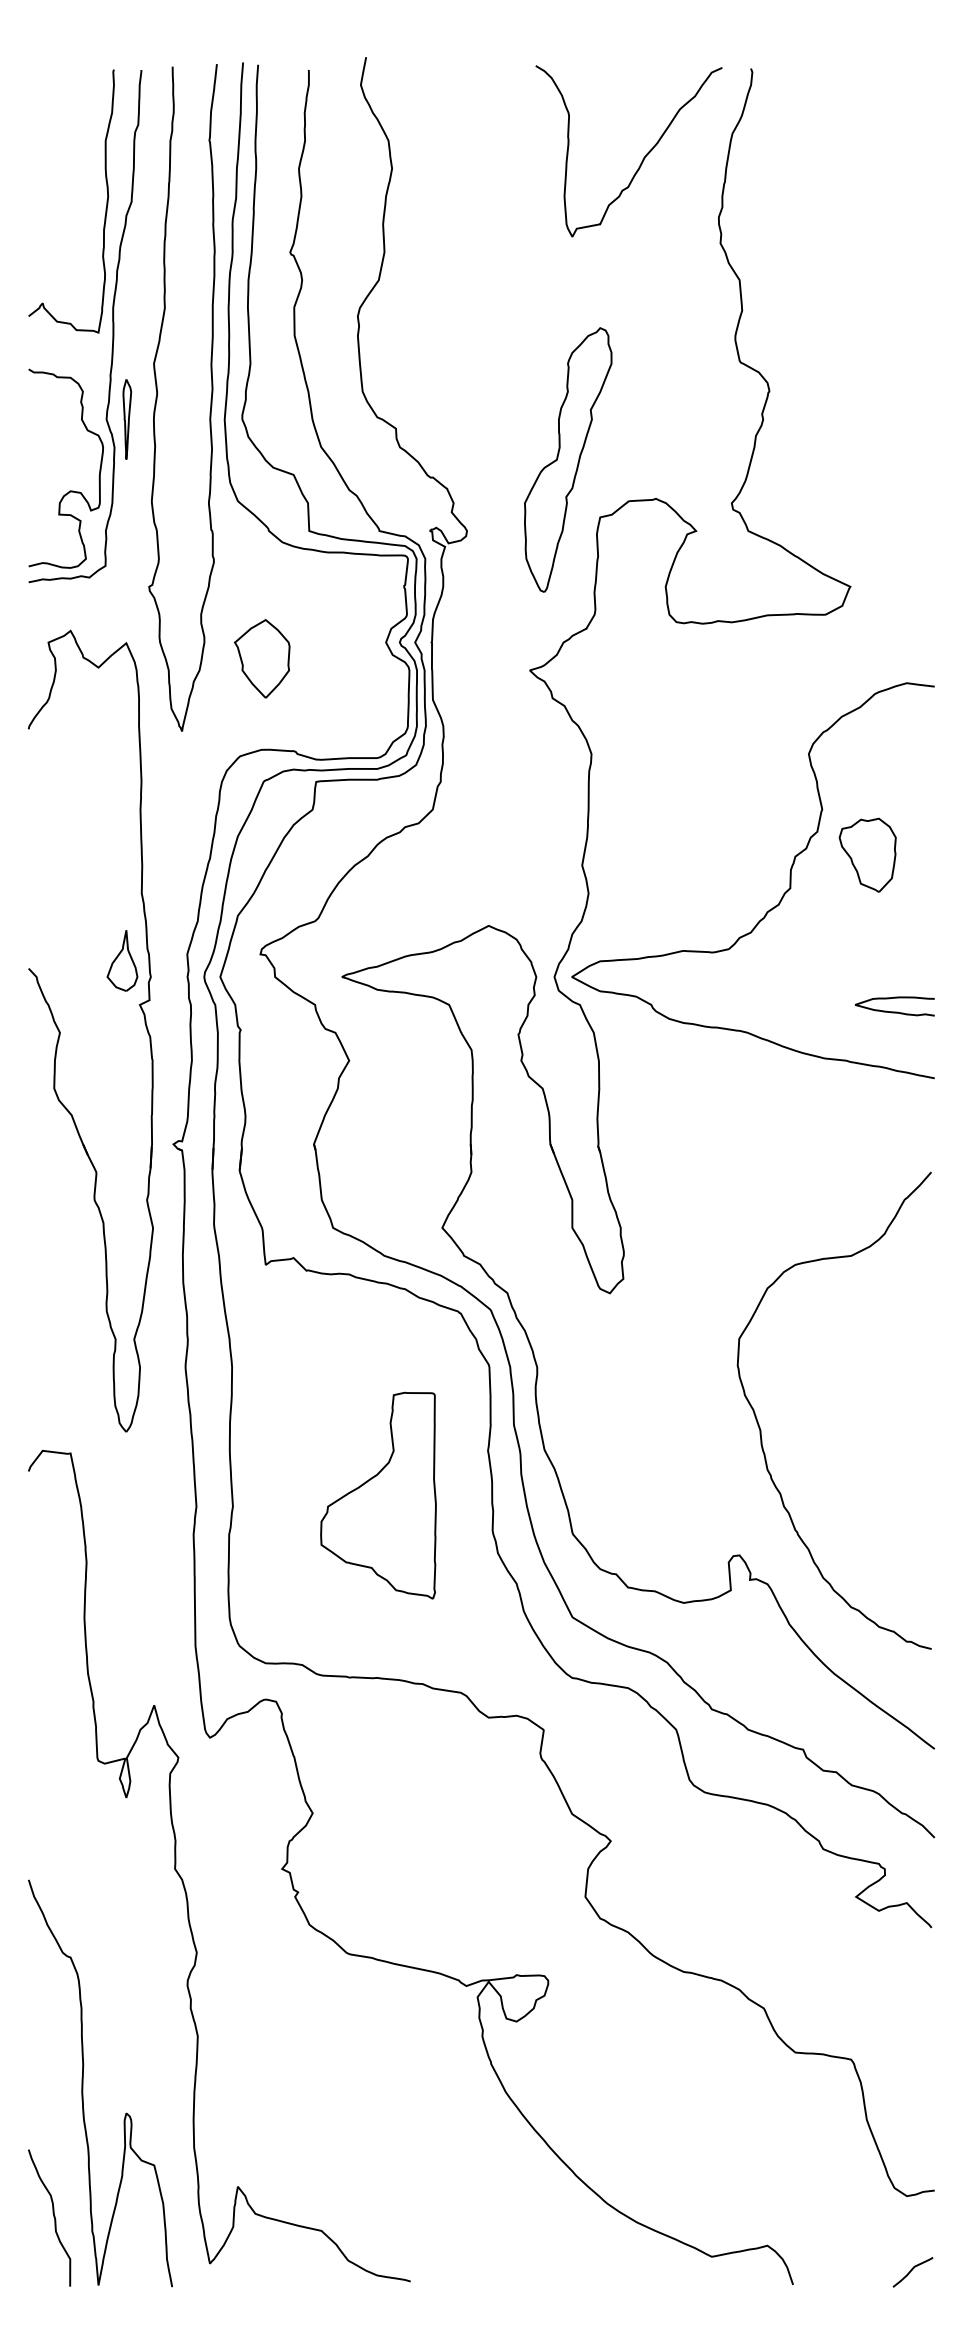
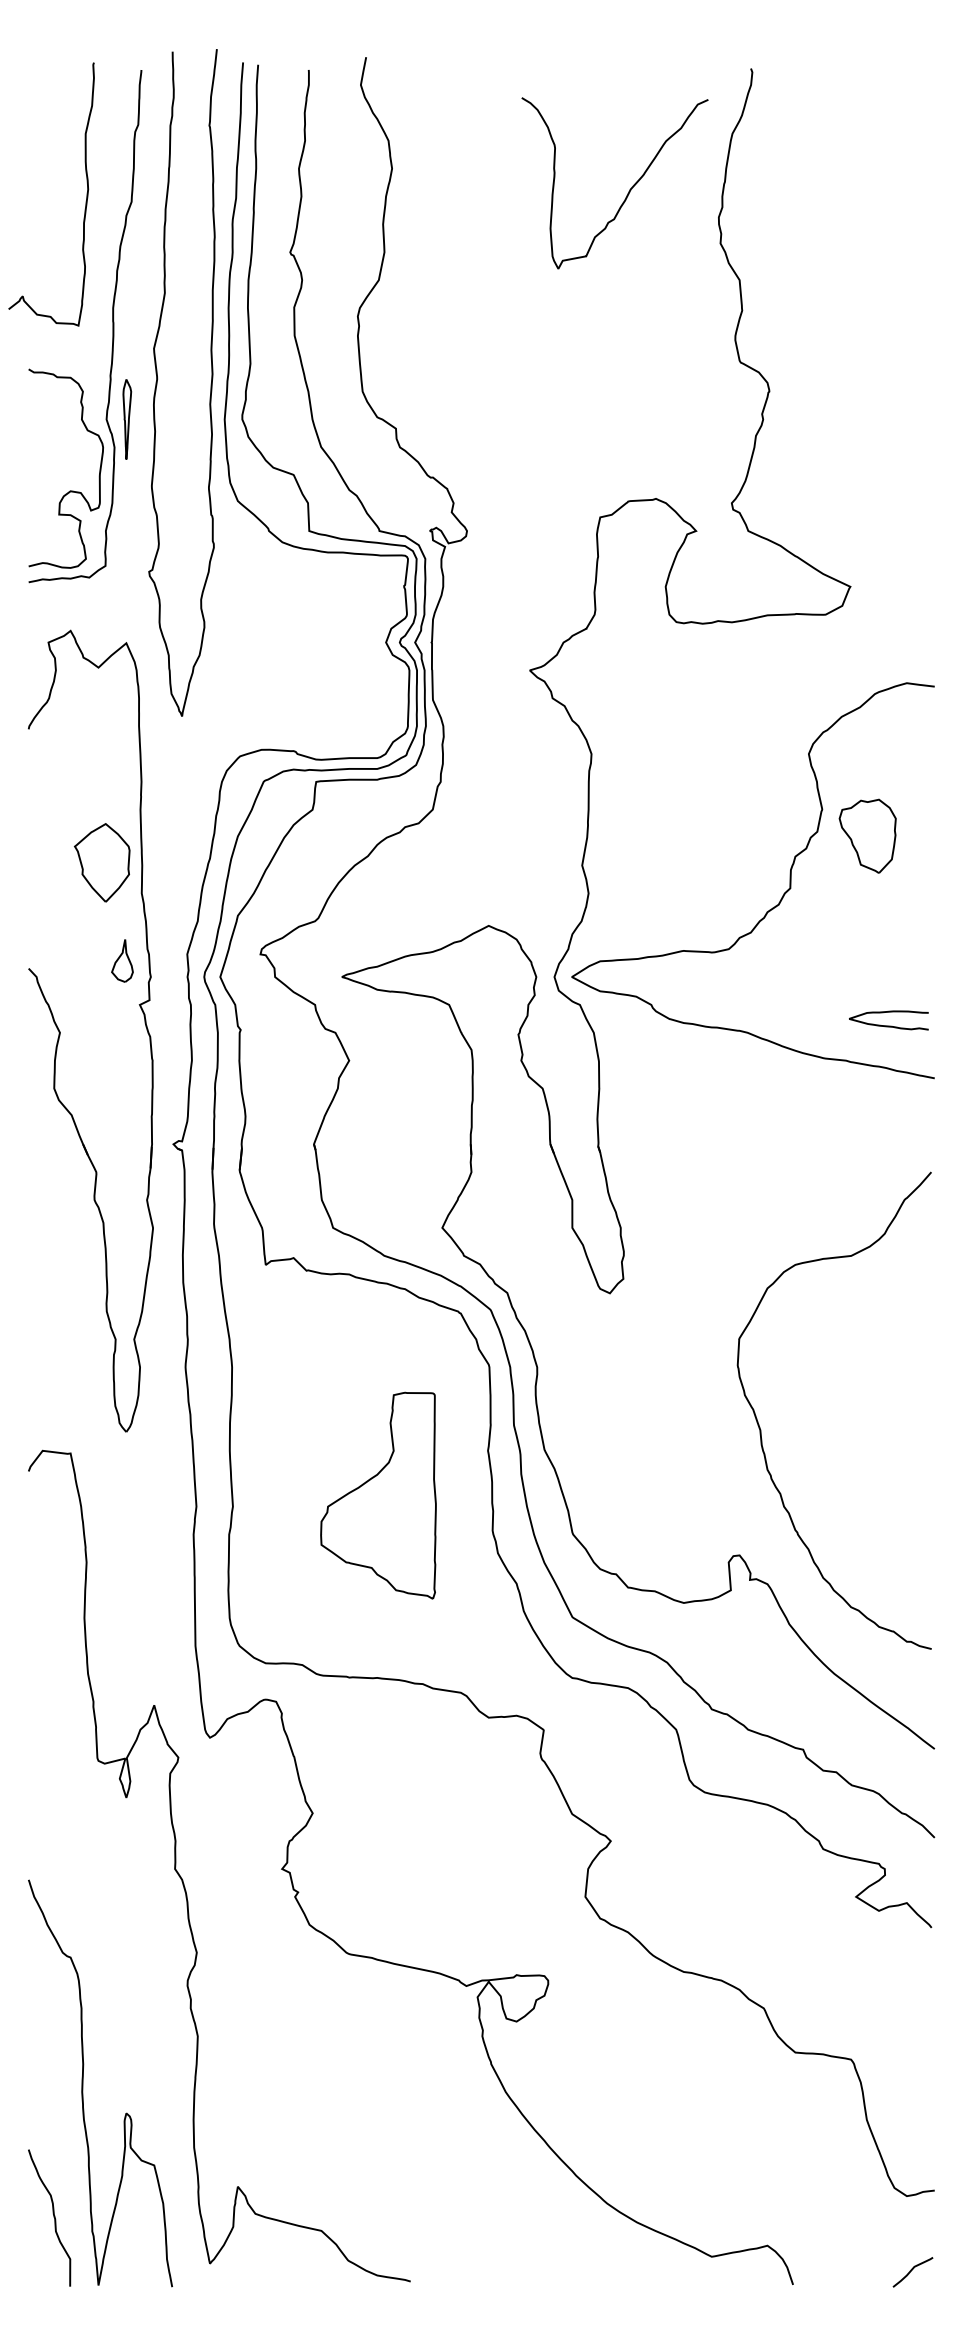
curve position: (642, 159) -> (628, 191) (628, 191)
curve position: (105, 208) -> (85, 201) (85, 201)
curve position: (158, 394) -> (158, 379) (158, 379)
part: present -> none (568, 459)
part position: (261, 658) -> (101, 862) (101, 862)
part position: (867, 854) -> (867, 835) (867, 835)
part size: 33x62 px -> 23x44 px (122, 960)
curve position: (894, 1011) -> (888, 1025) (888, 1025)
